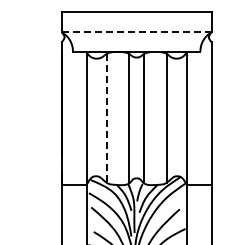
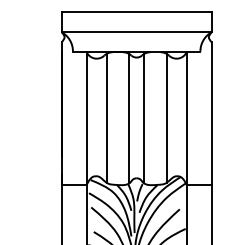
line: dashed -> solid (136, 32)
line: dashed -> solid (106, 118)
